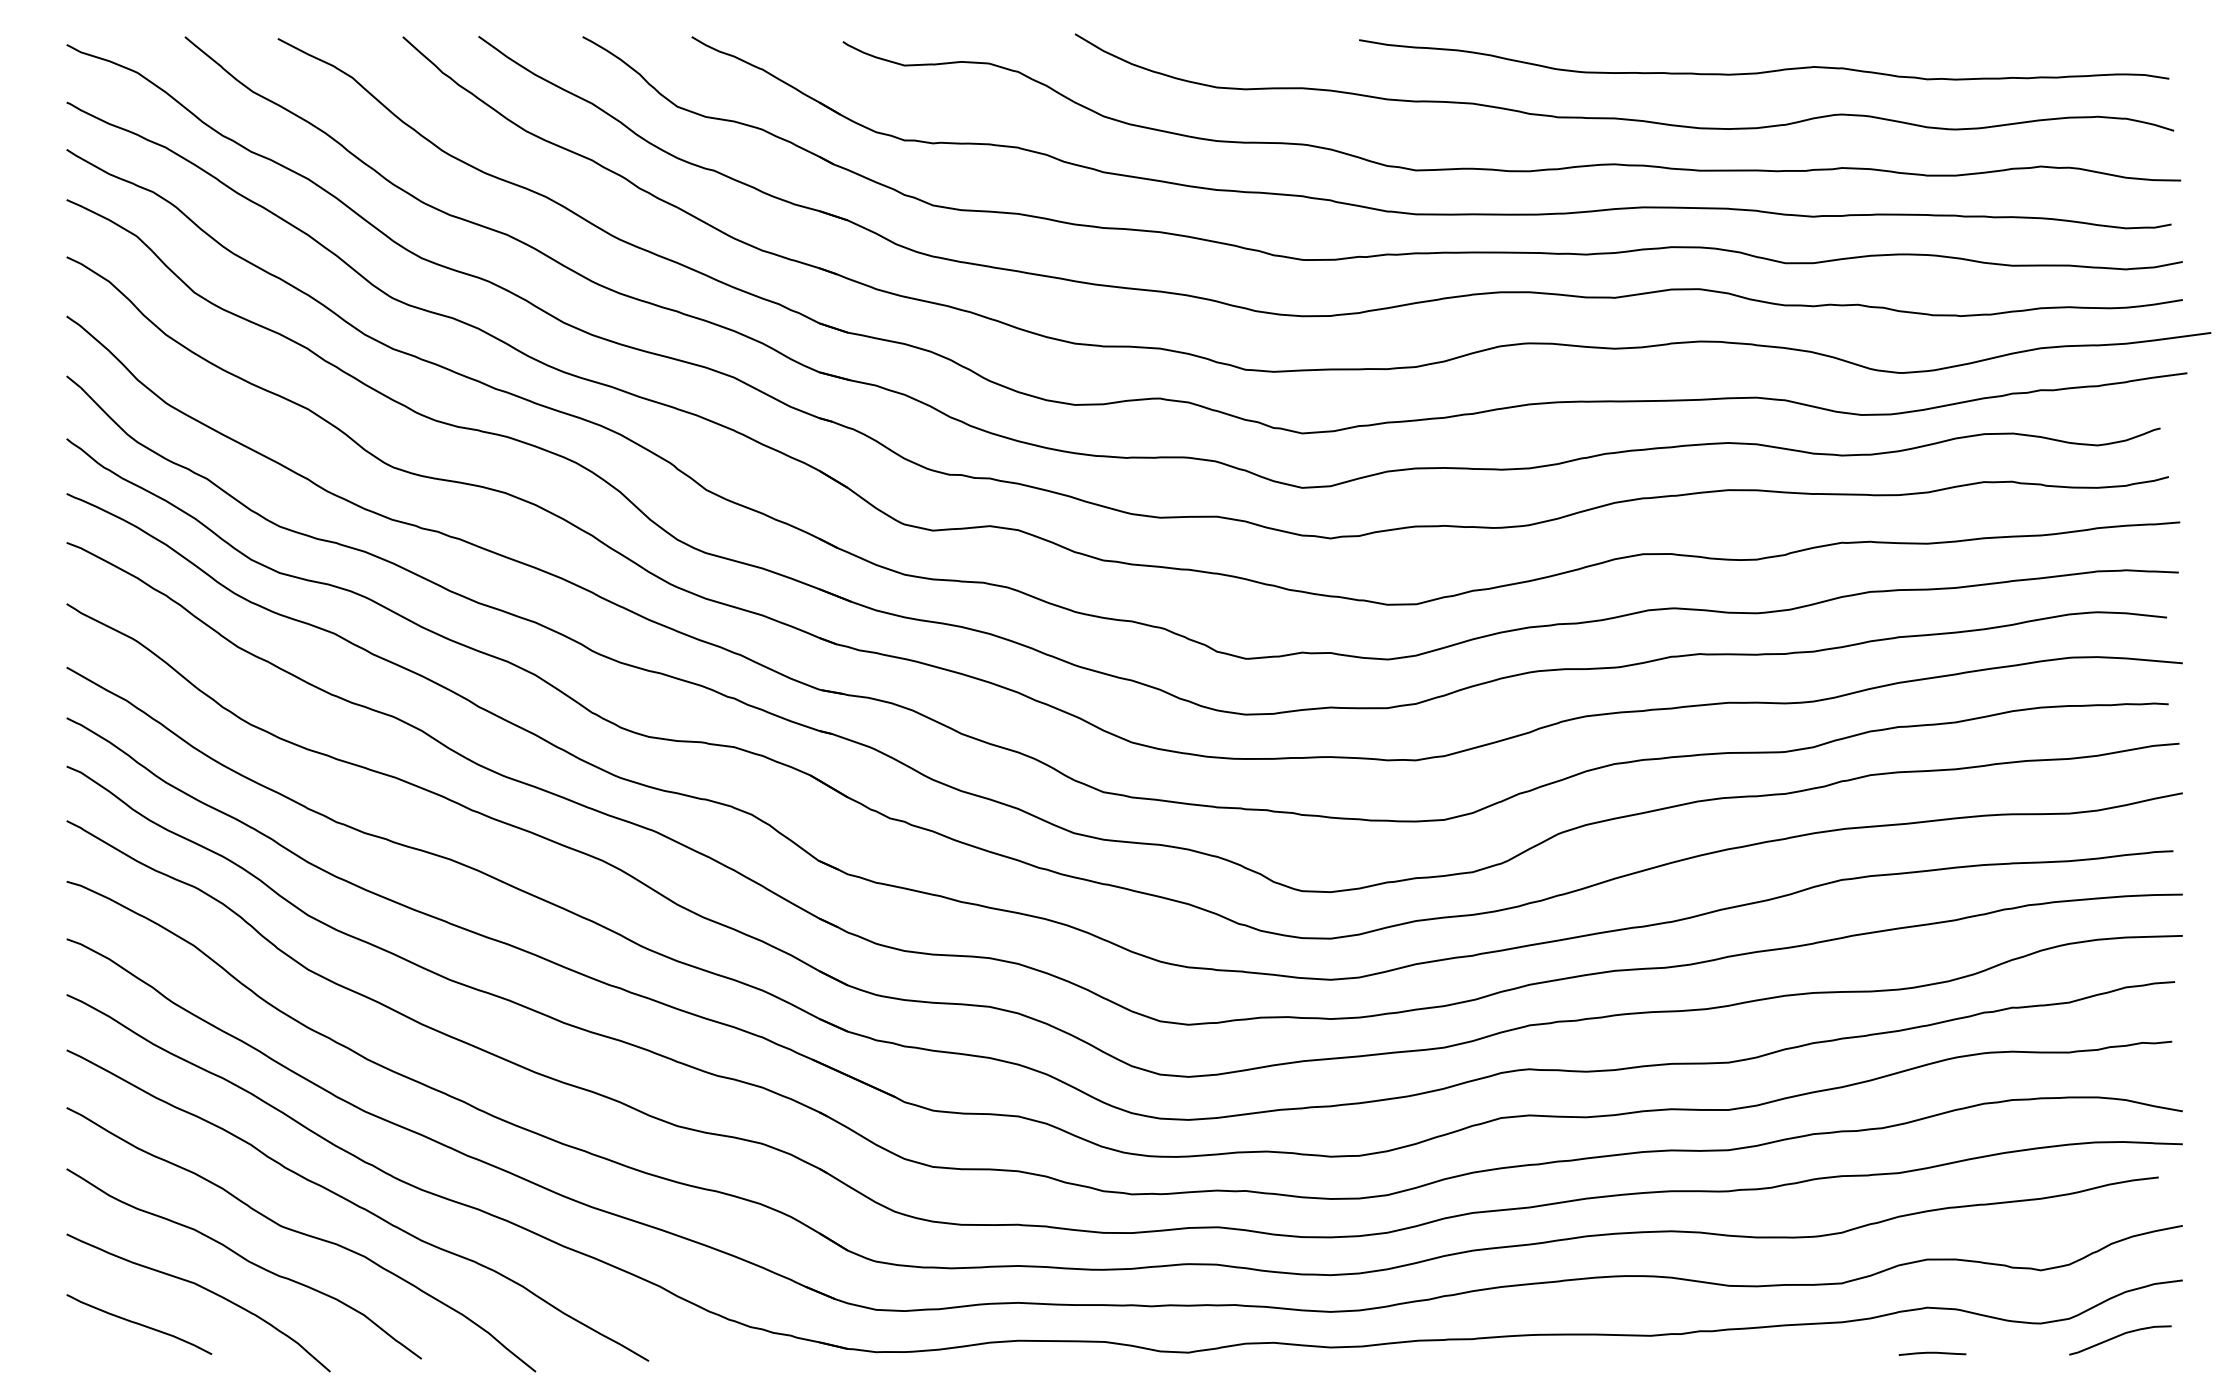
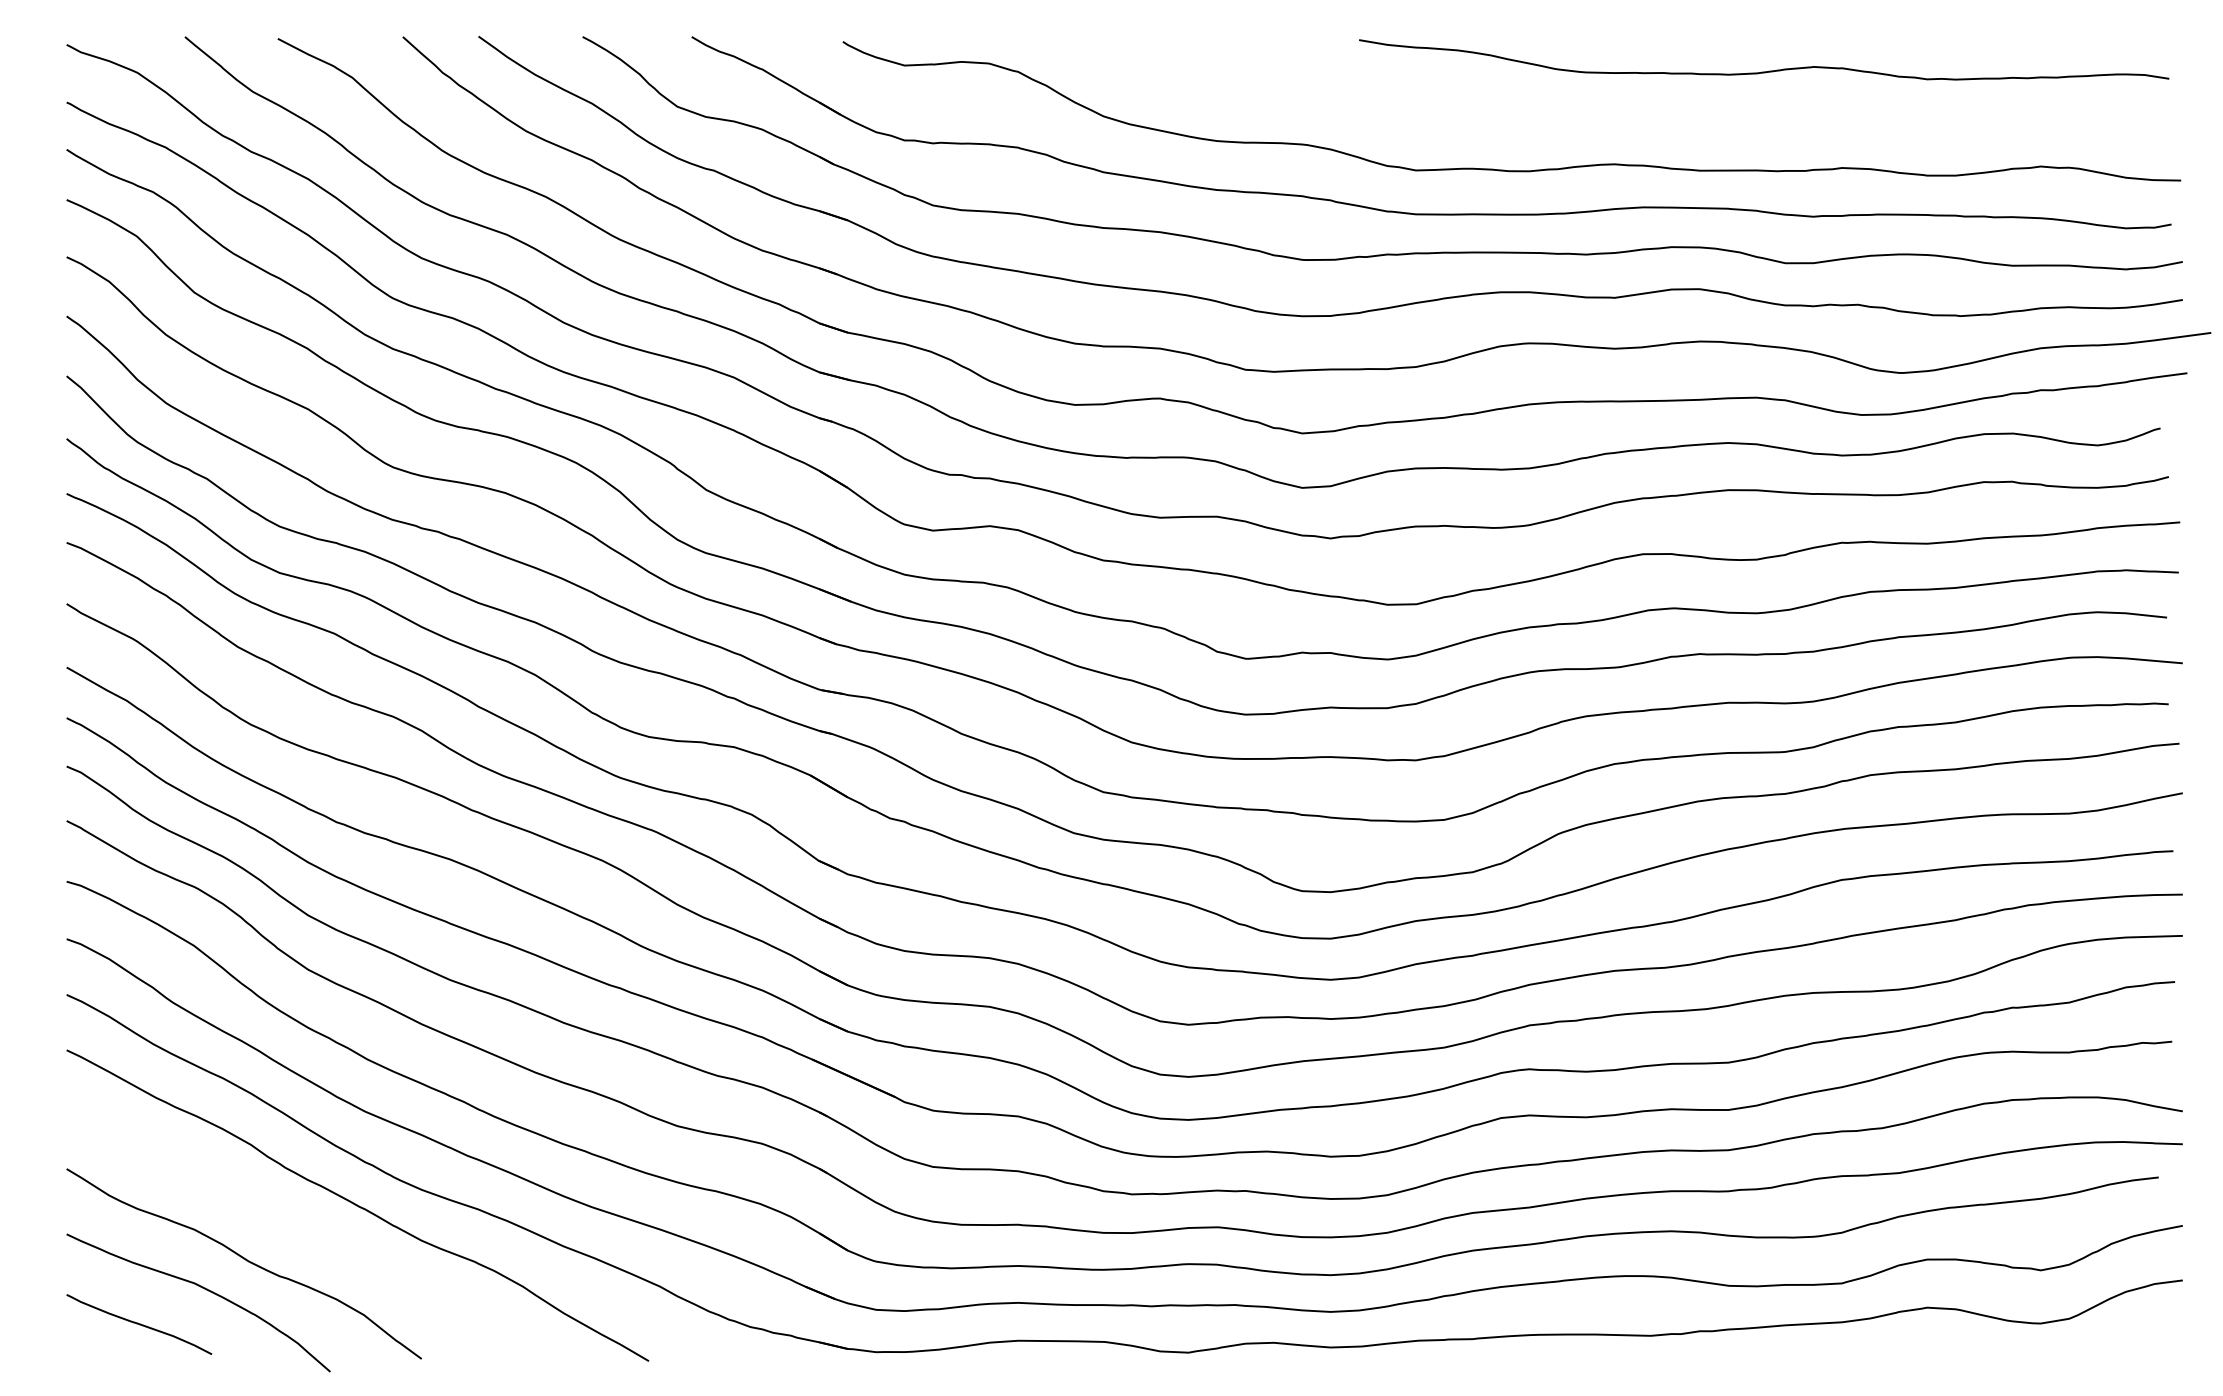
curve: present -> none (1618, 117)
curve: present -> none (301, 1234)
curve: present -> none (2120, 1336)
curve: present -> none (1932, 1353)
